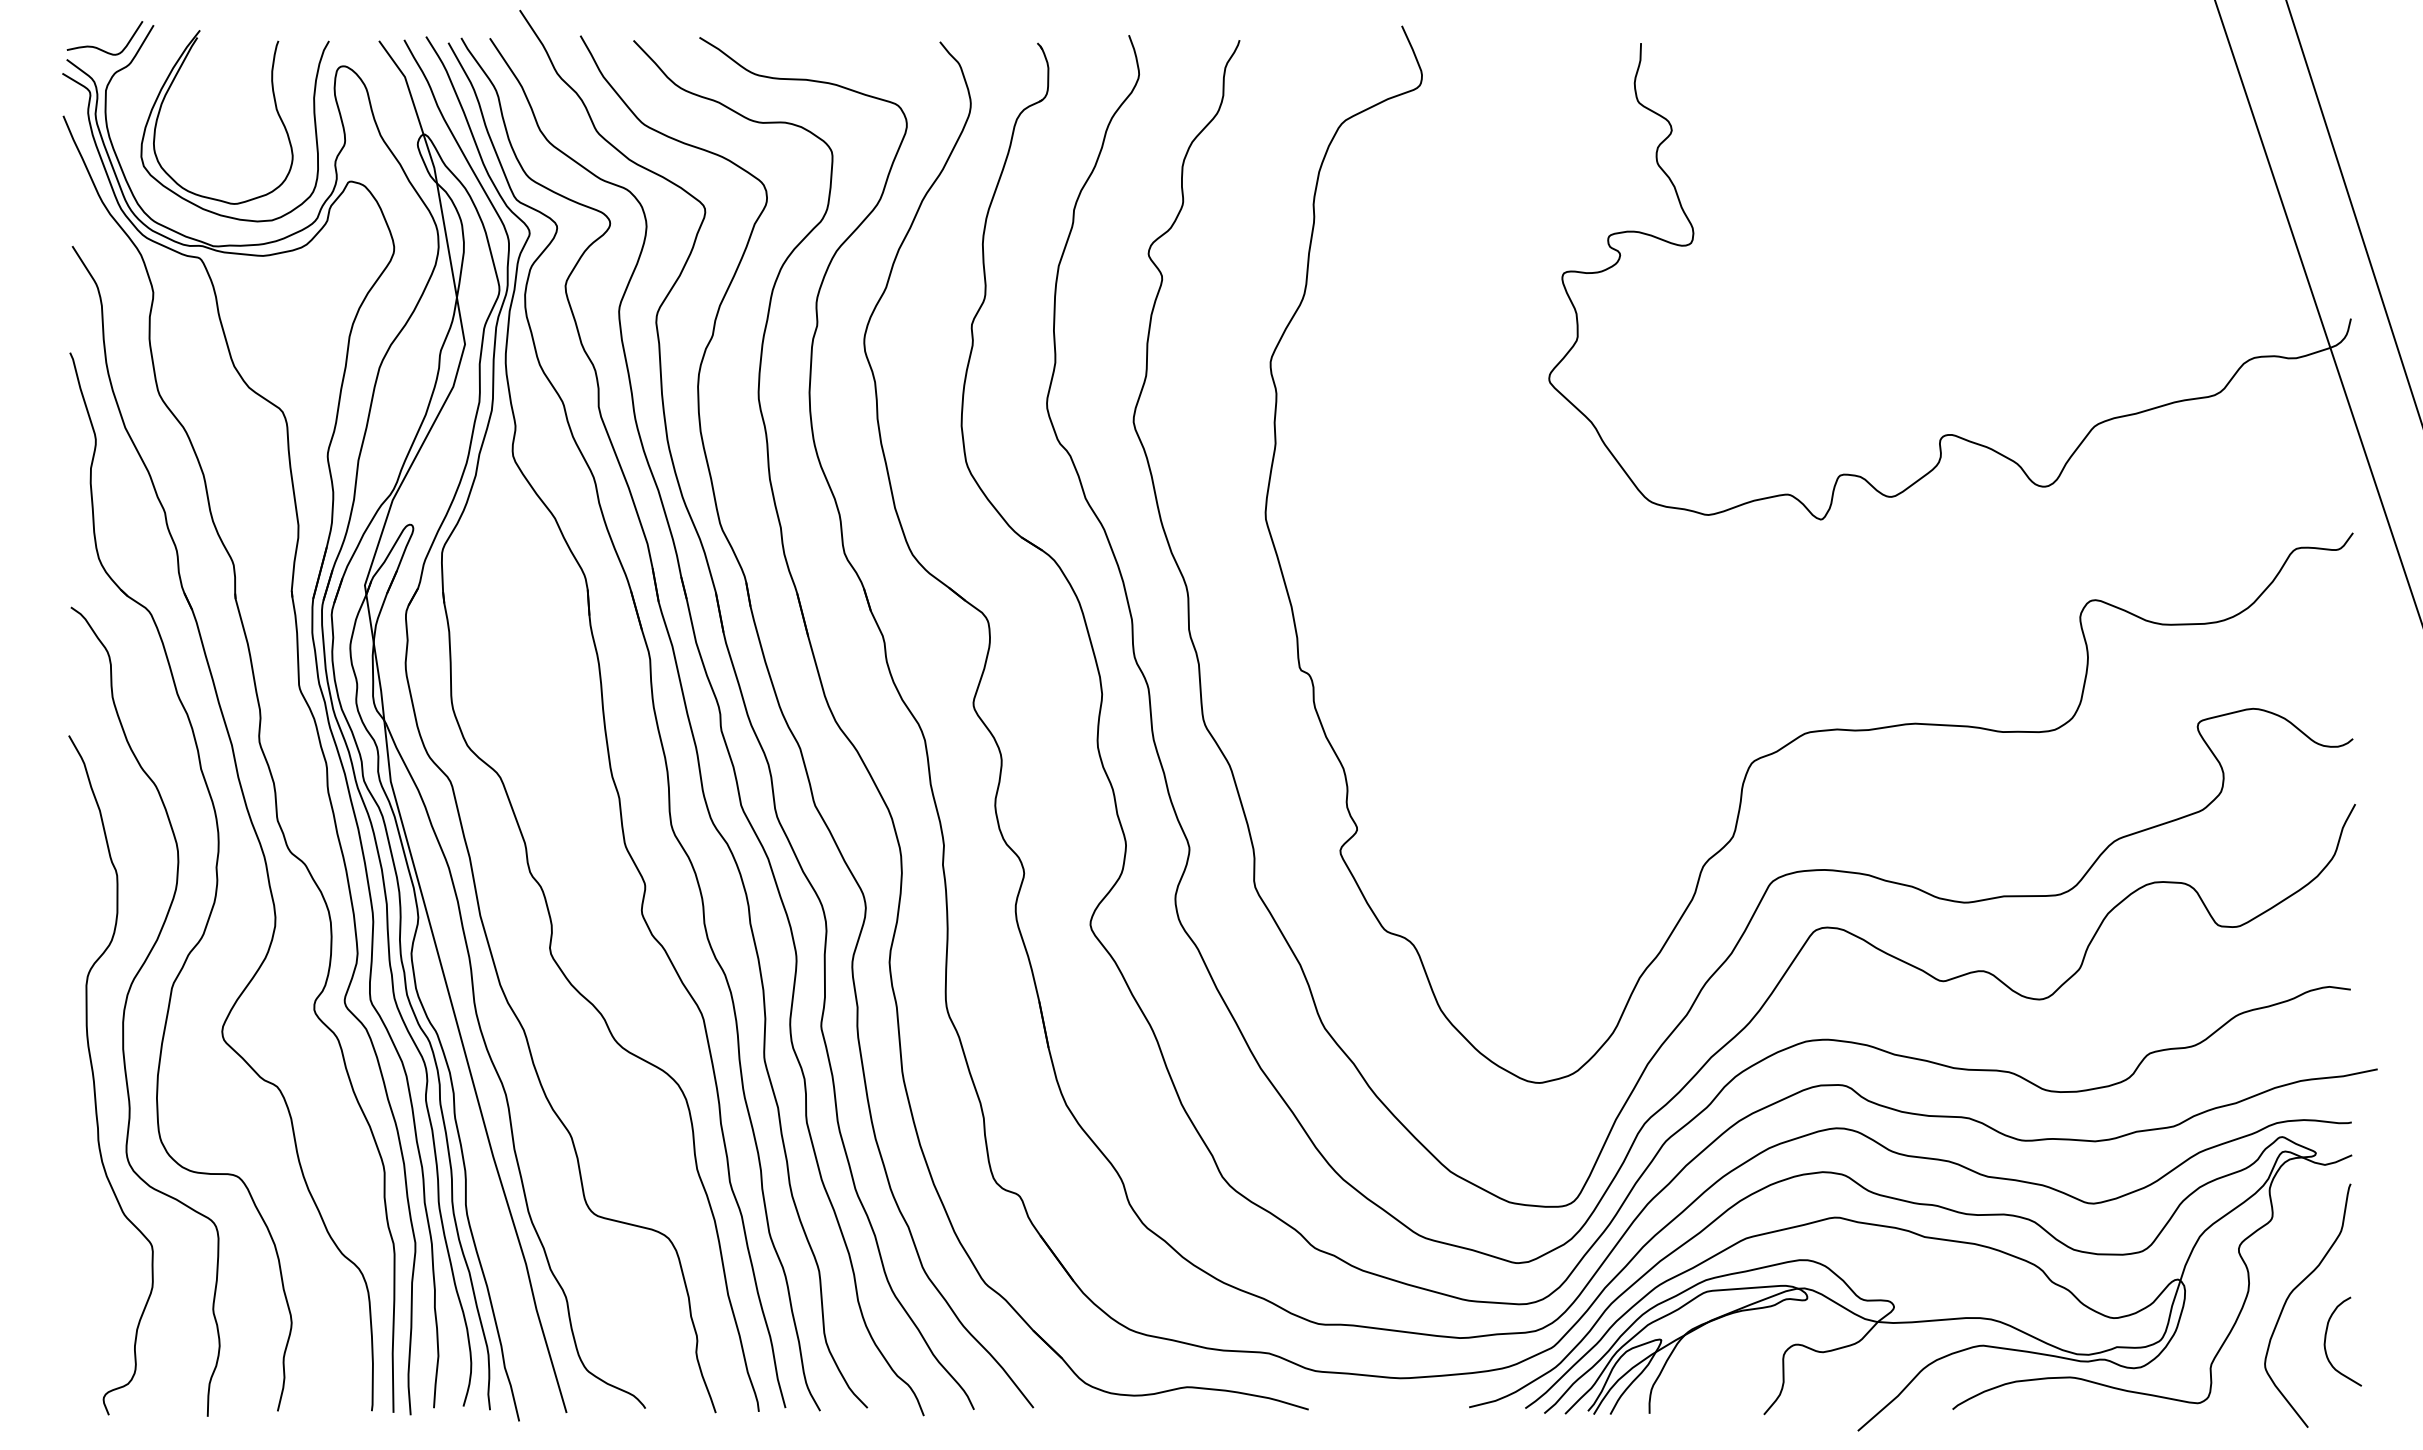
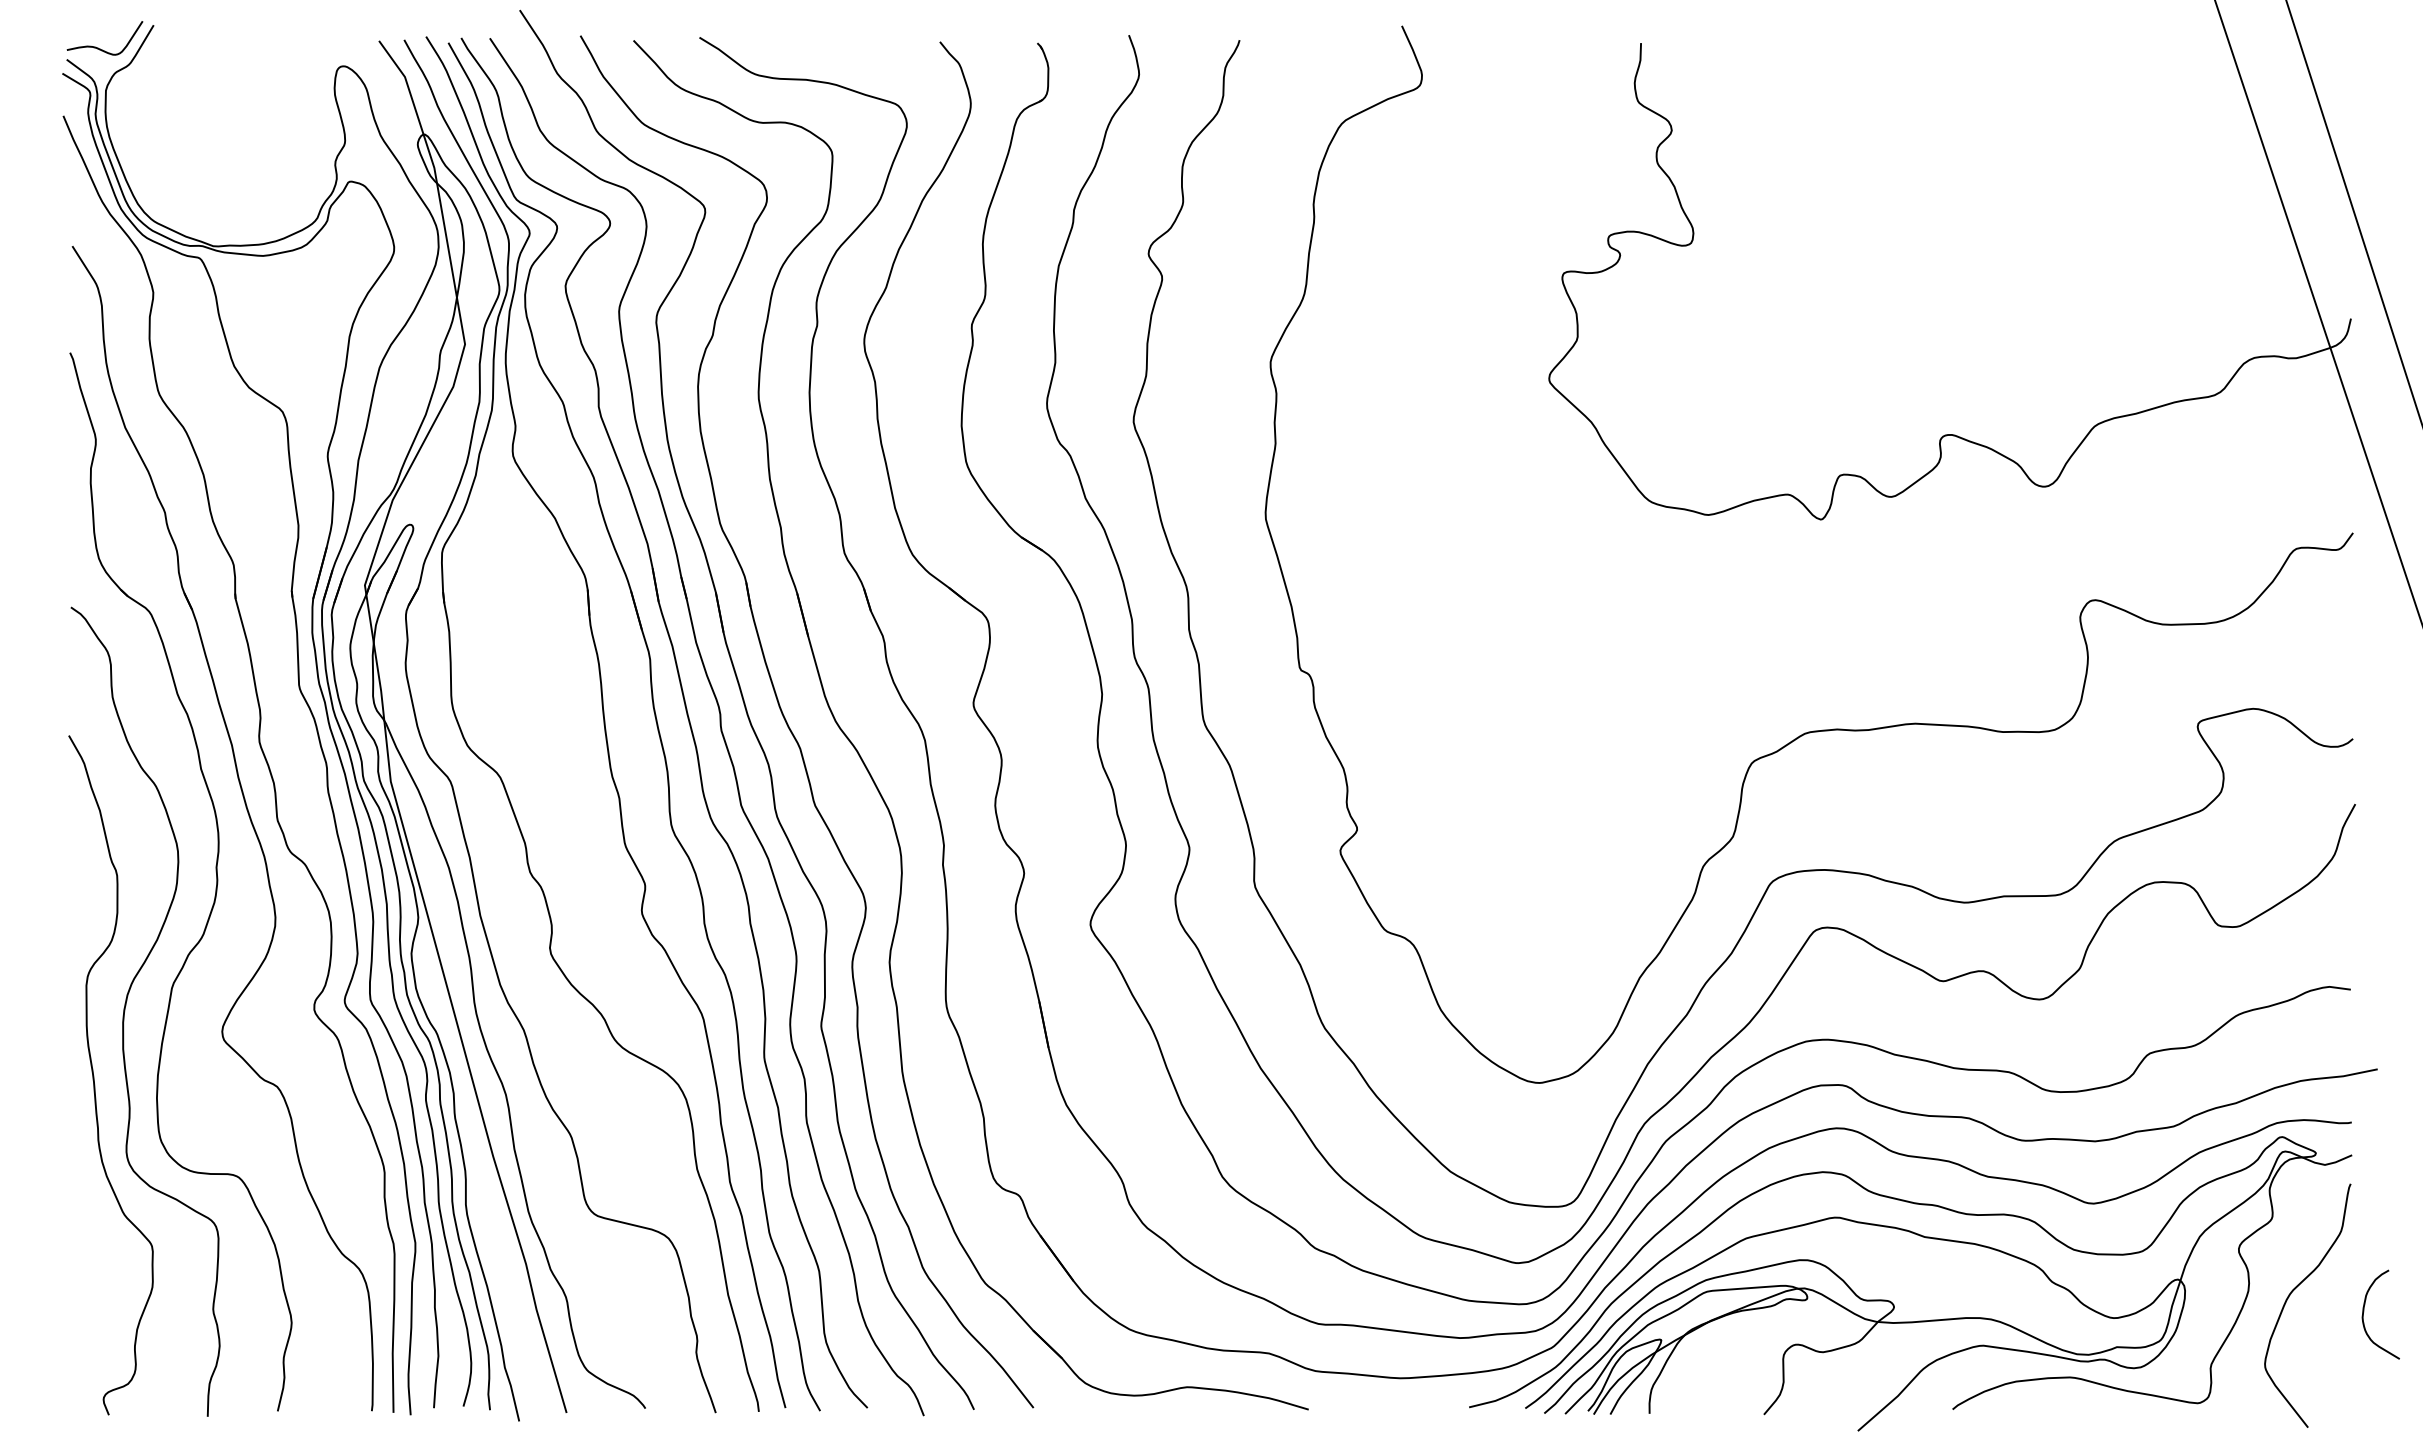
part: present -> none (275, 109)
curve position: (2326, 1339) -> (2364, 1312) (2364, 1312)
